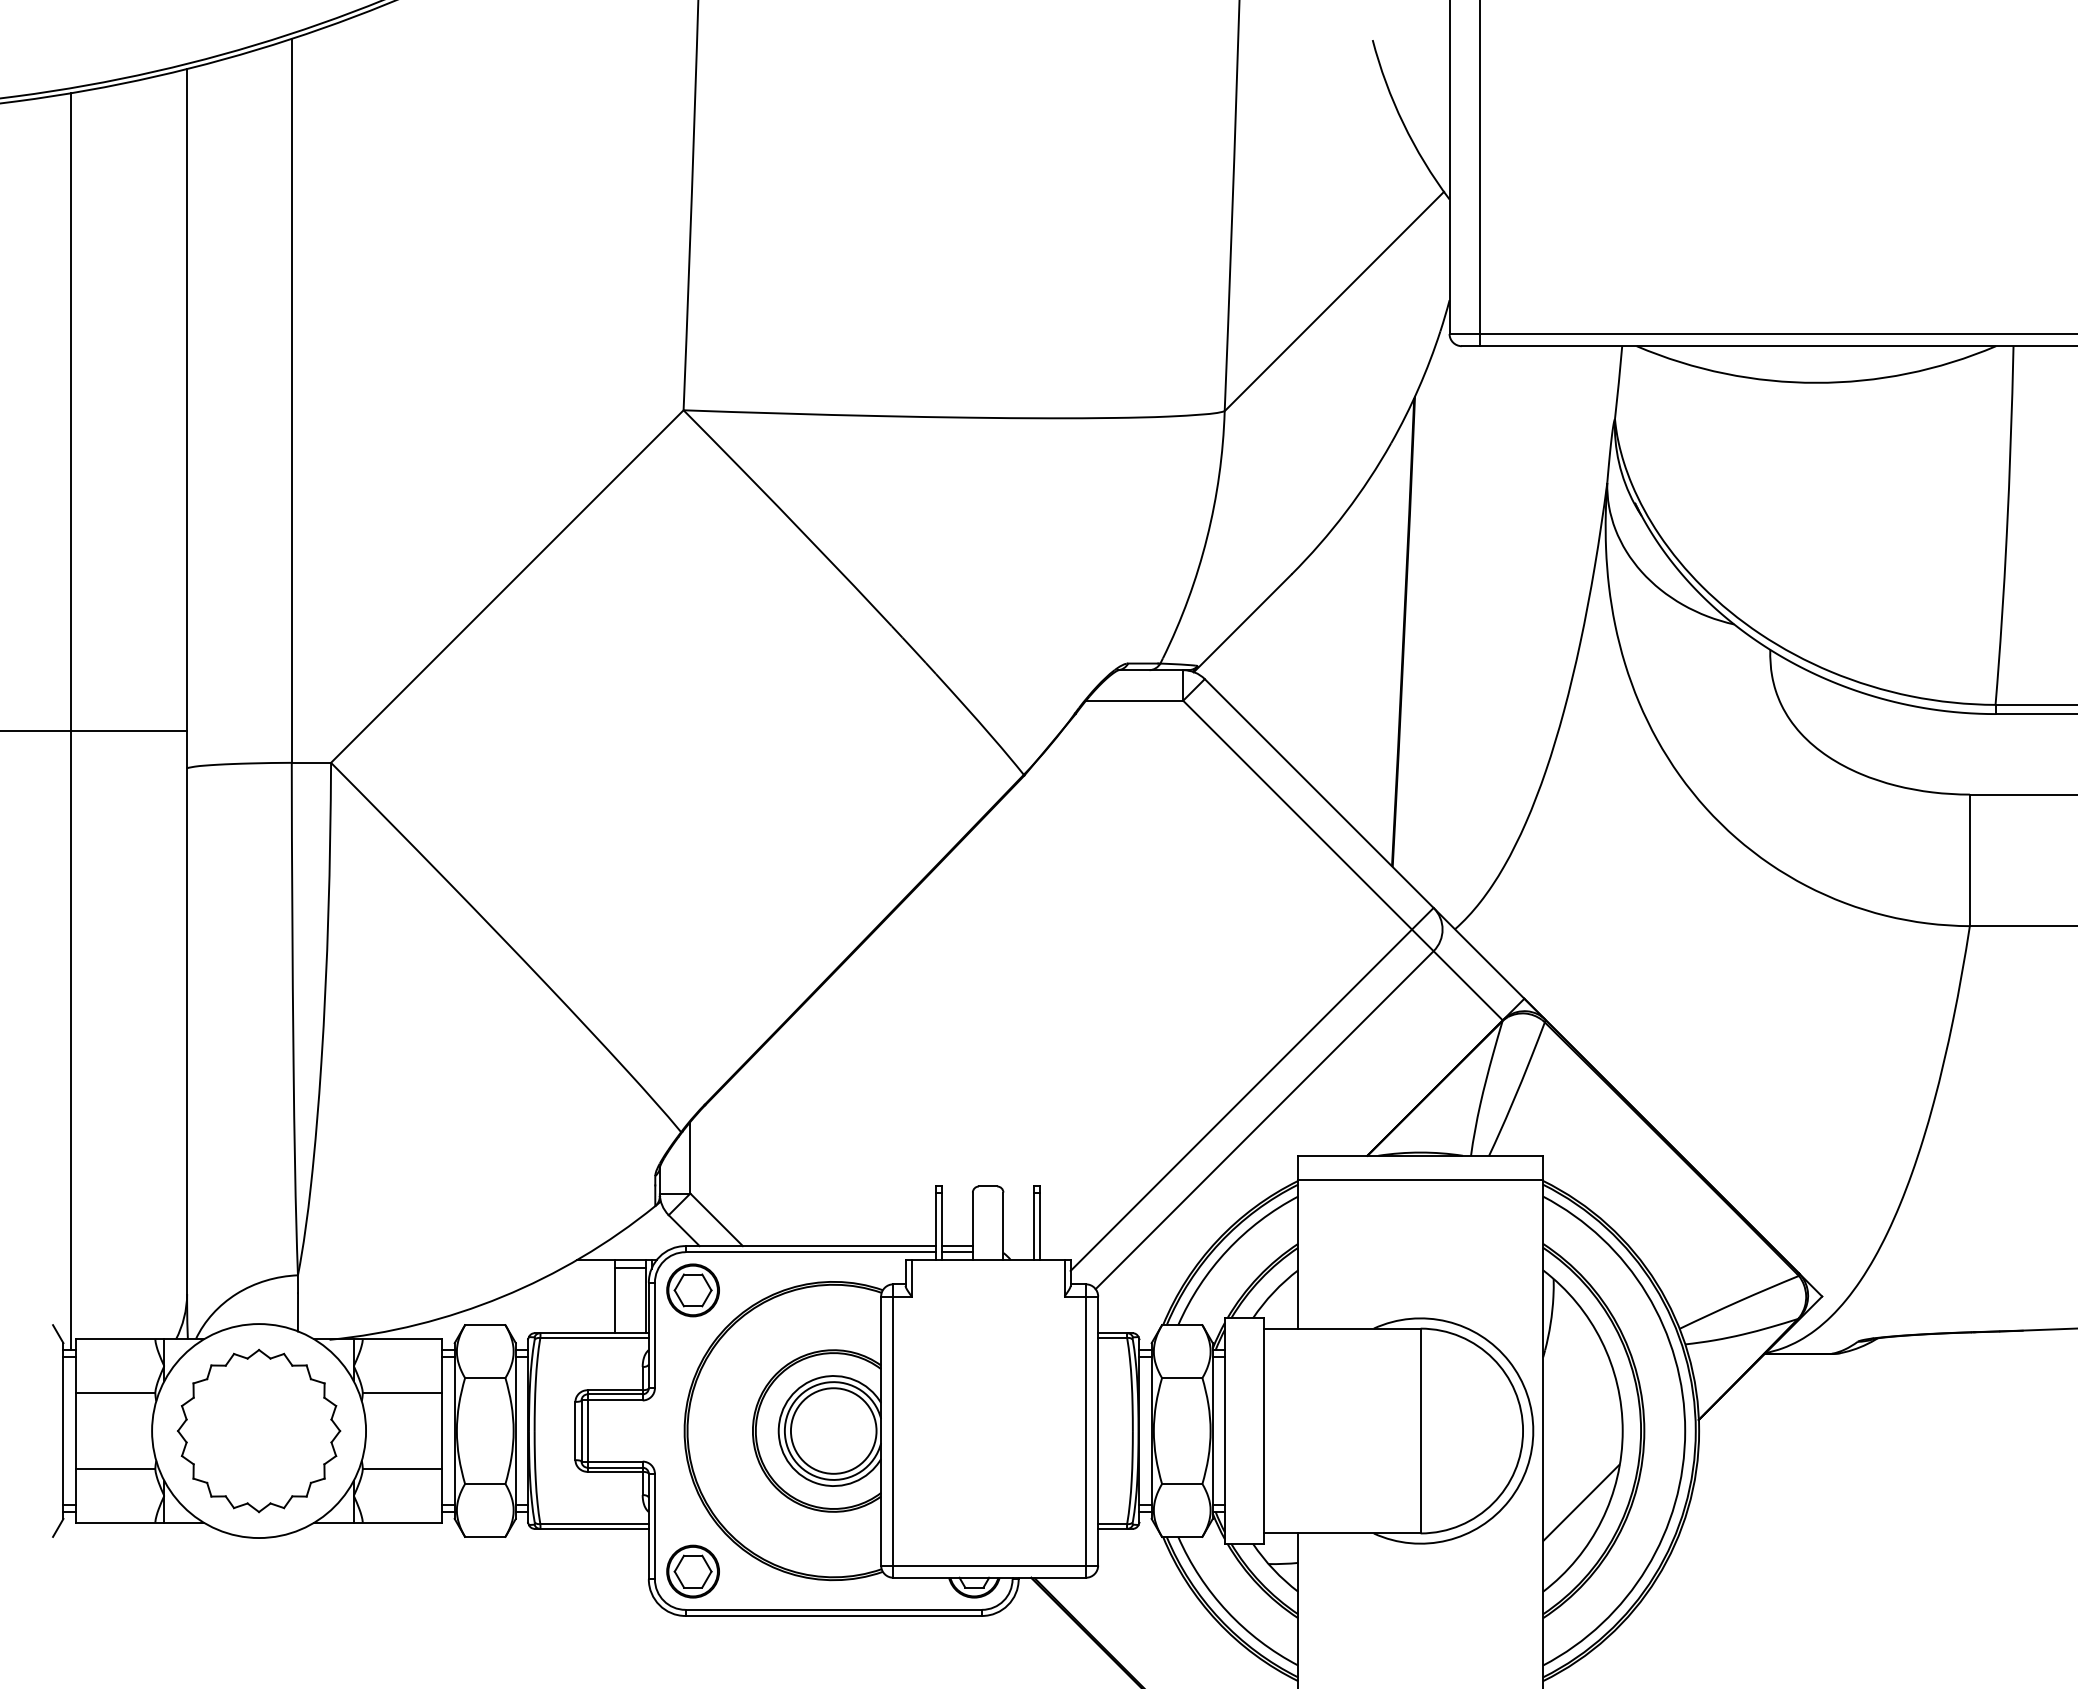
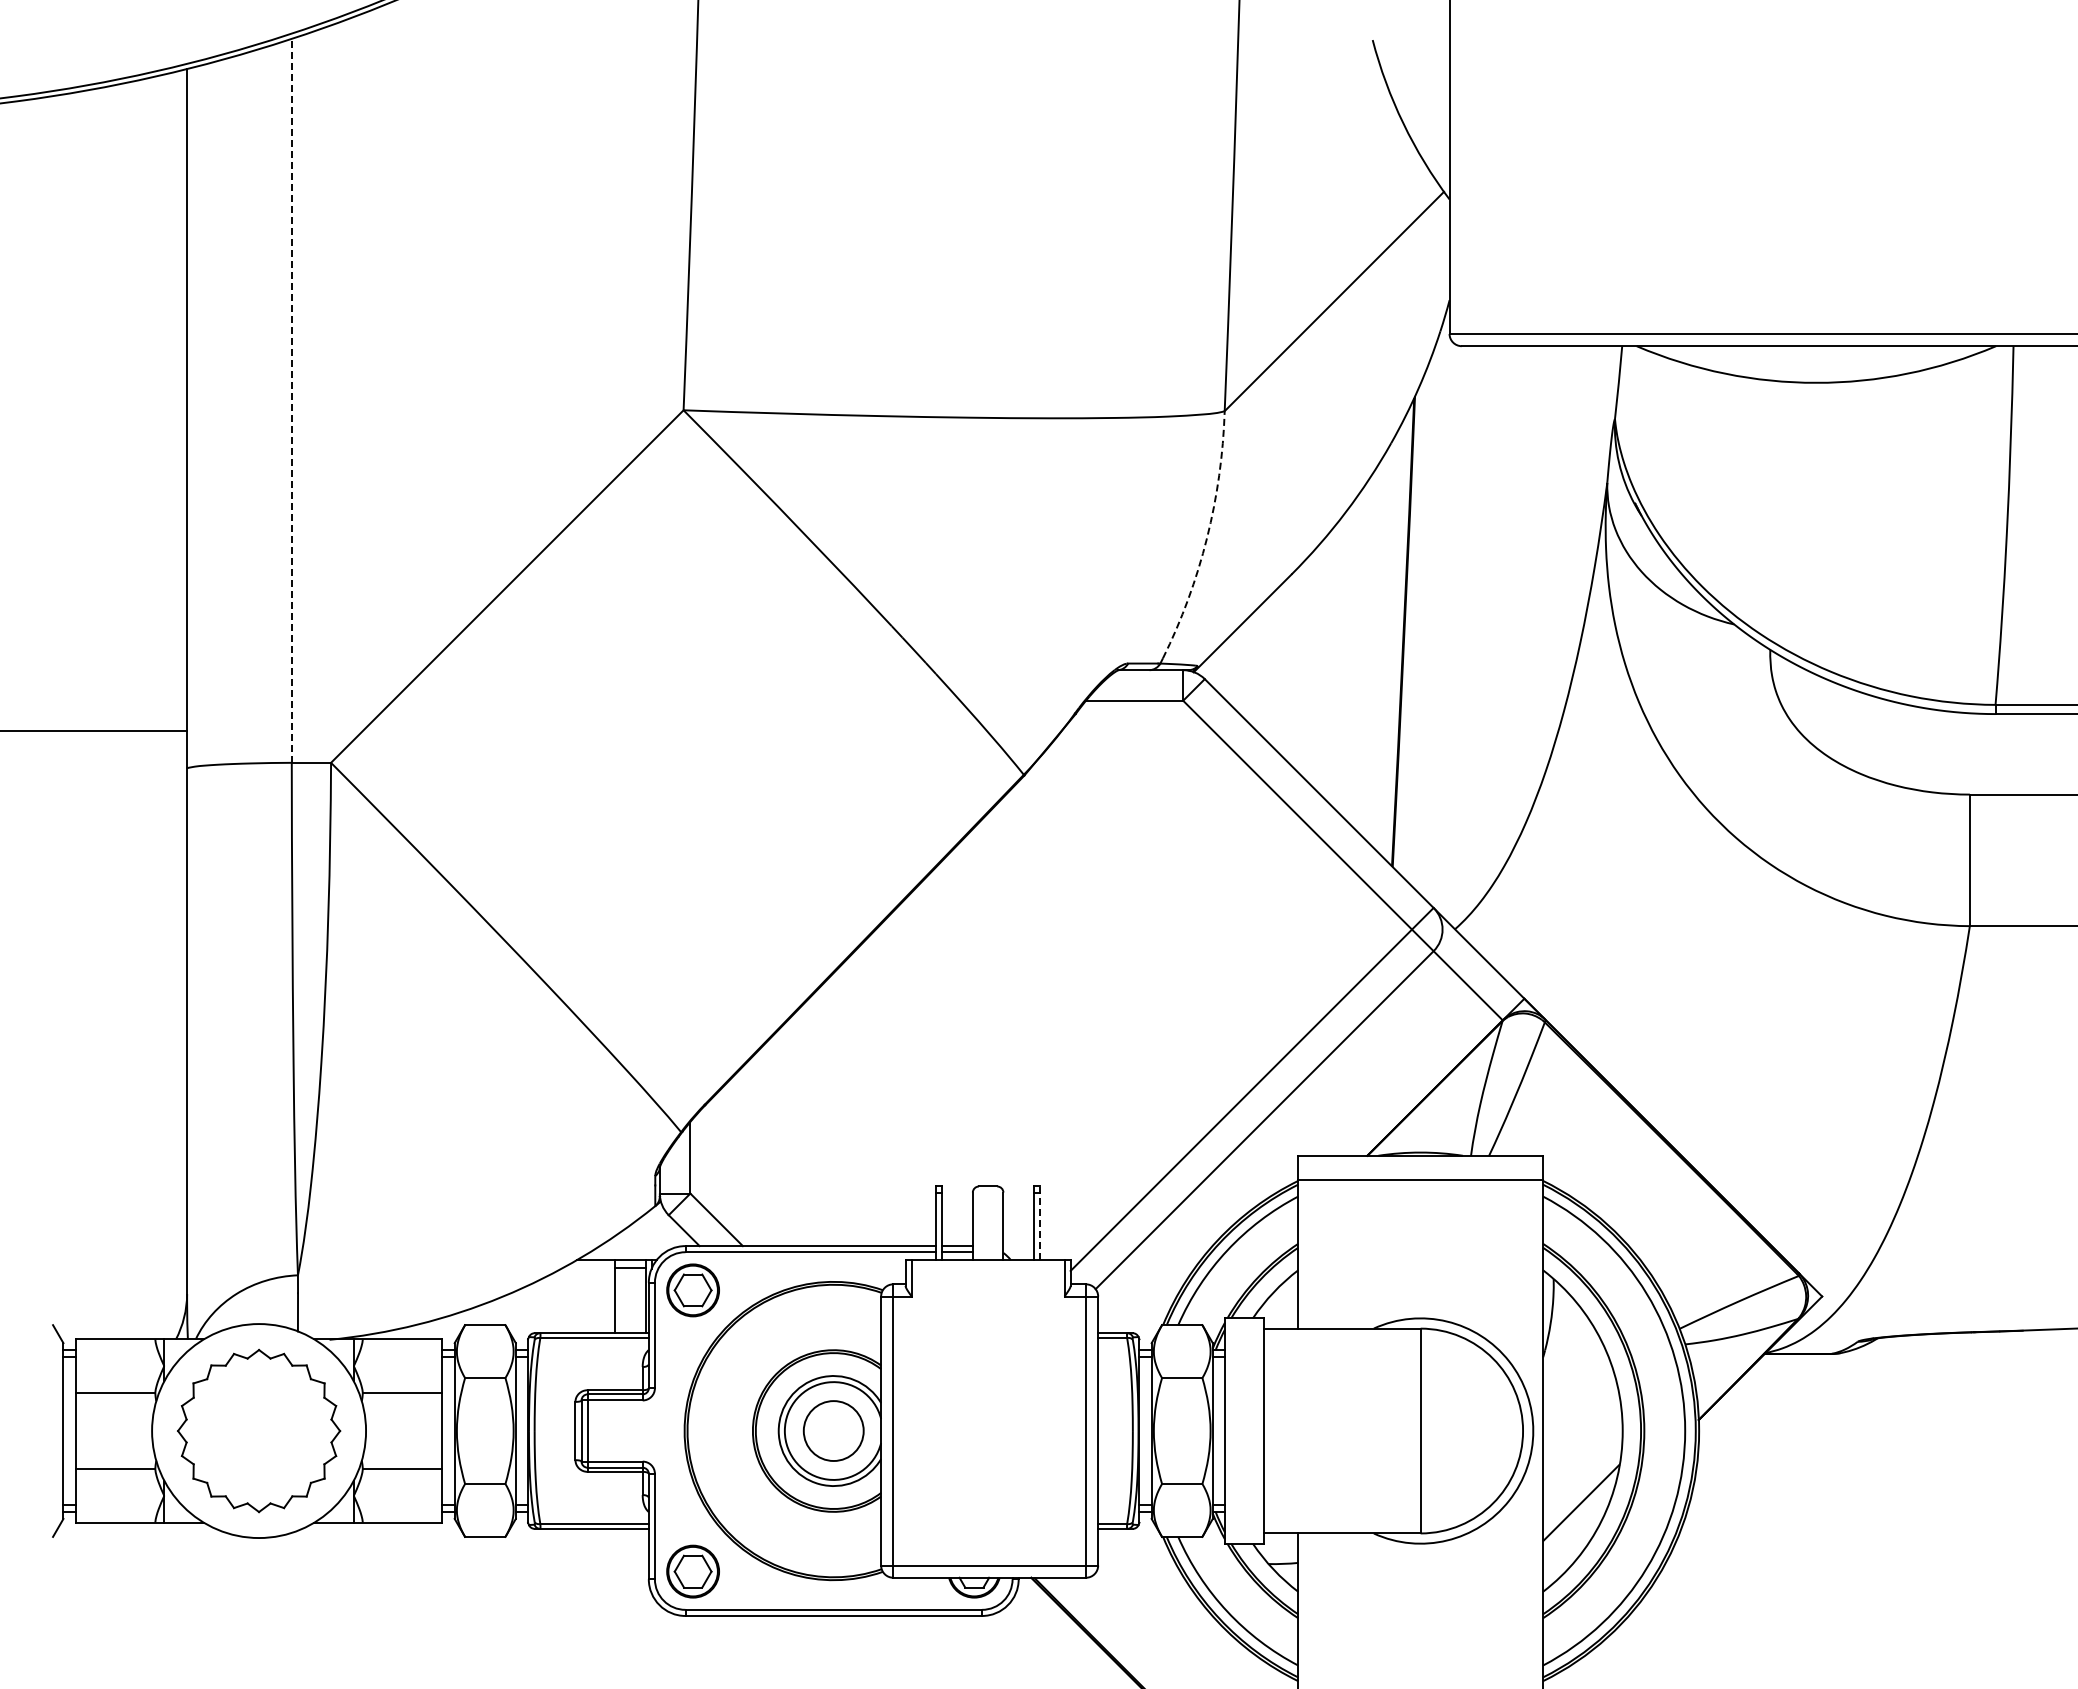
line: present -> none (1480, 174)
line: solid -> dashed (291, 400)
arc: solid -> dashed (1207, 538)
line: present -> none (70, 721)
line: solid -> dashed (1040, 1223)
circle diameter: 86 px -> 60 px (833, 1431)
